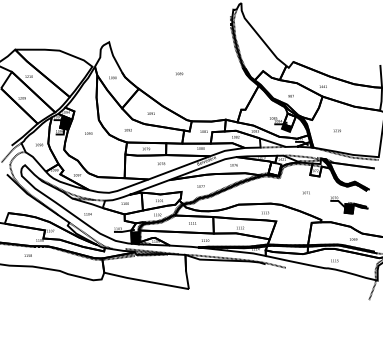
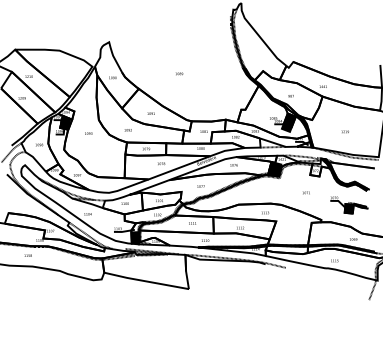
fill: none -> present (289, 120)
text position: (336, 130) -> (344, 131) (344, 131)
fill: none -> present (274, 169)
